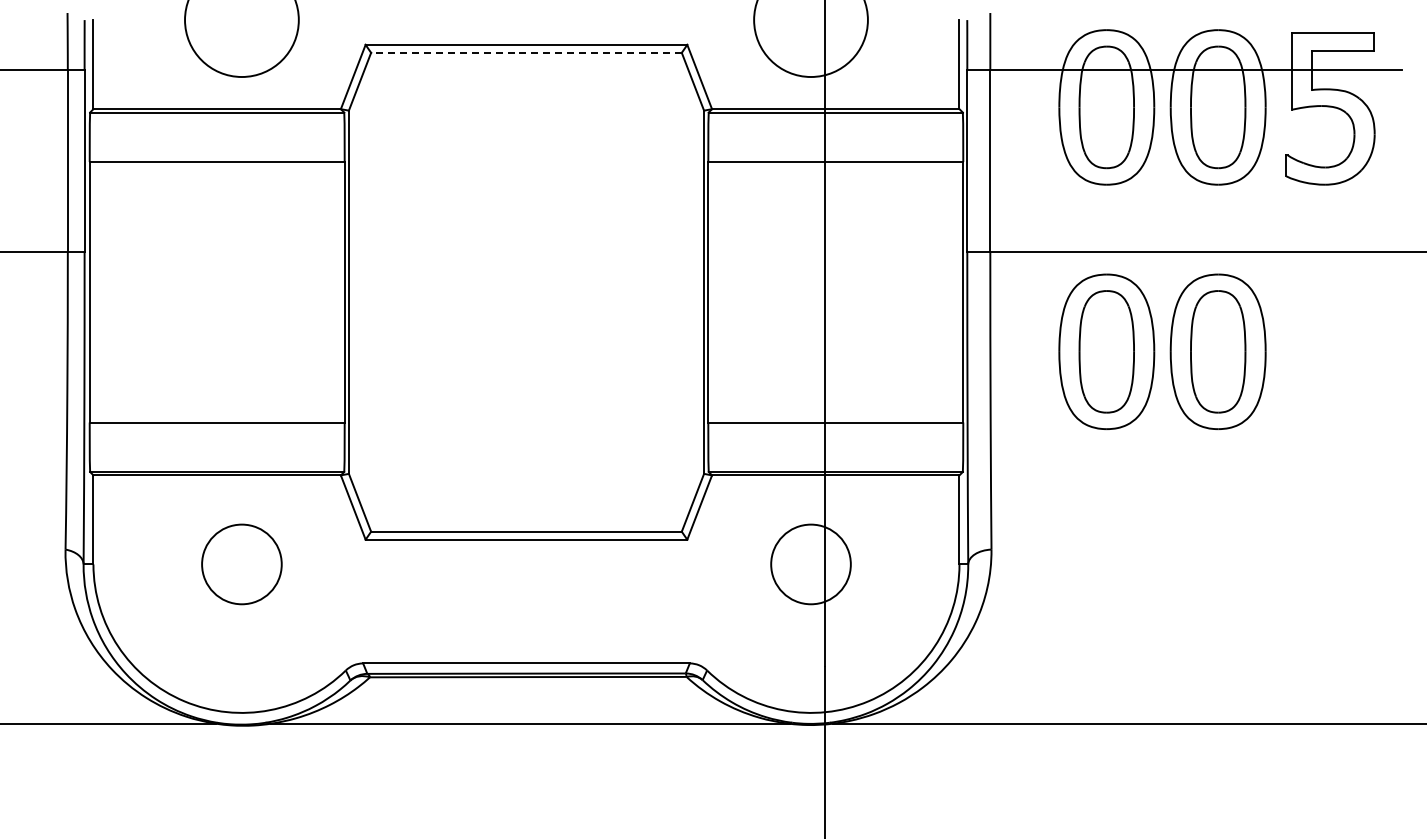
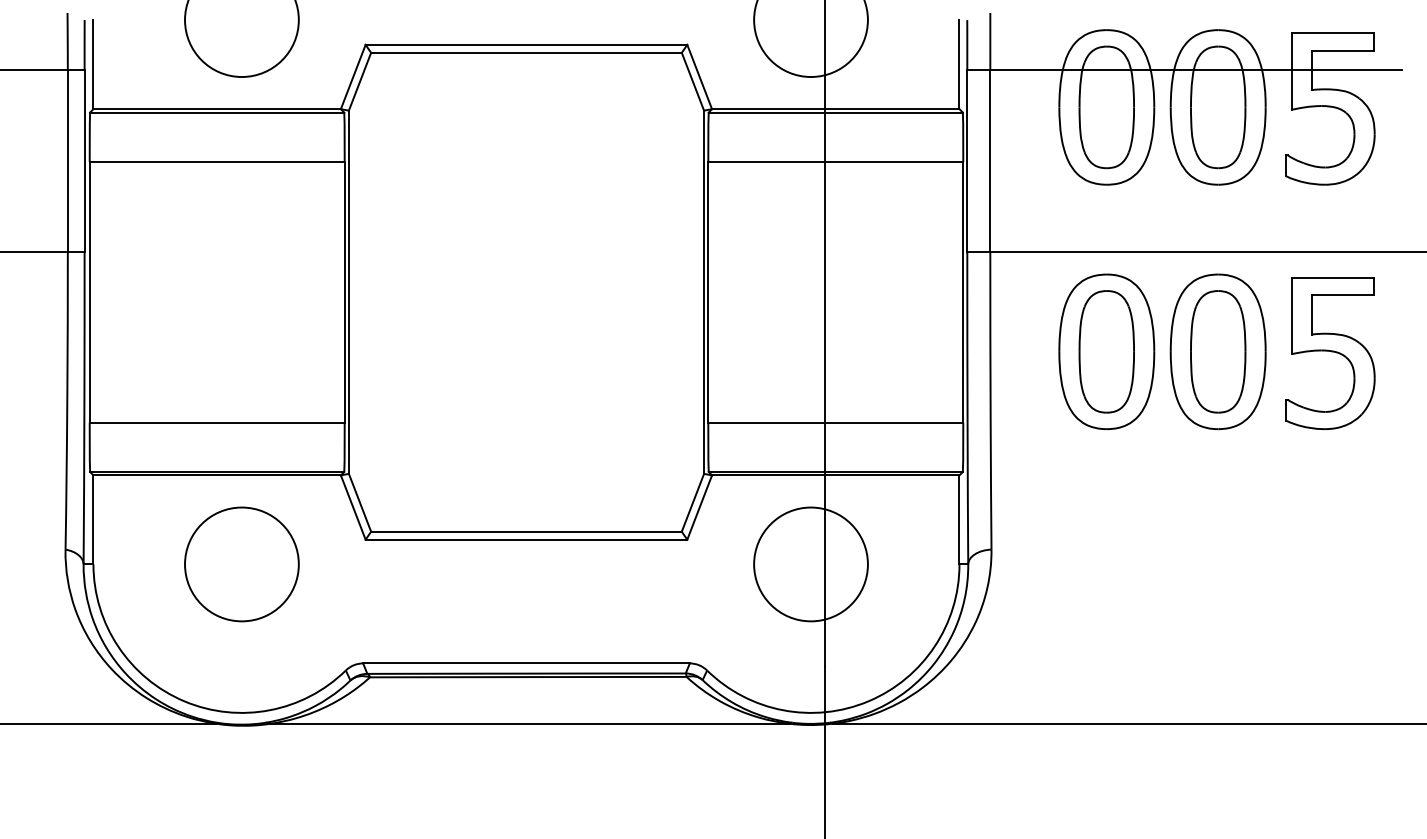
line: dashed -> solid (525, 52)
part: none -> present (1330, 353)
circle diameter: 80 px -> 114 px (241, 564)
circle diameter: 80 px -> 114 px (810, 564)
